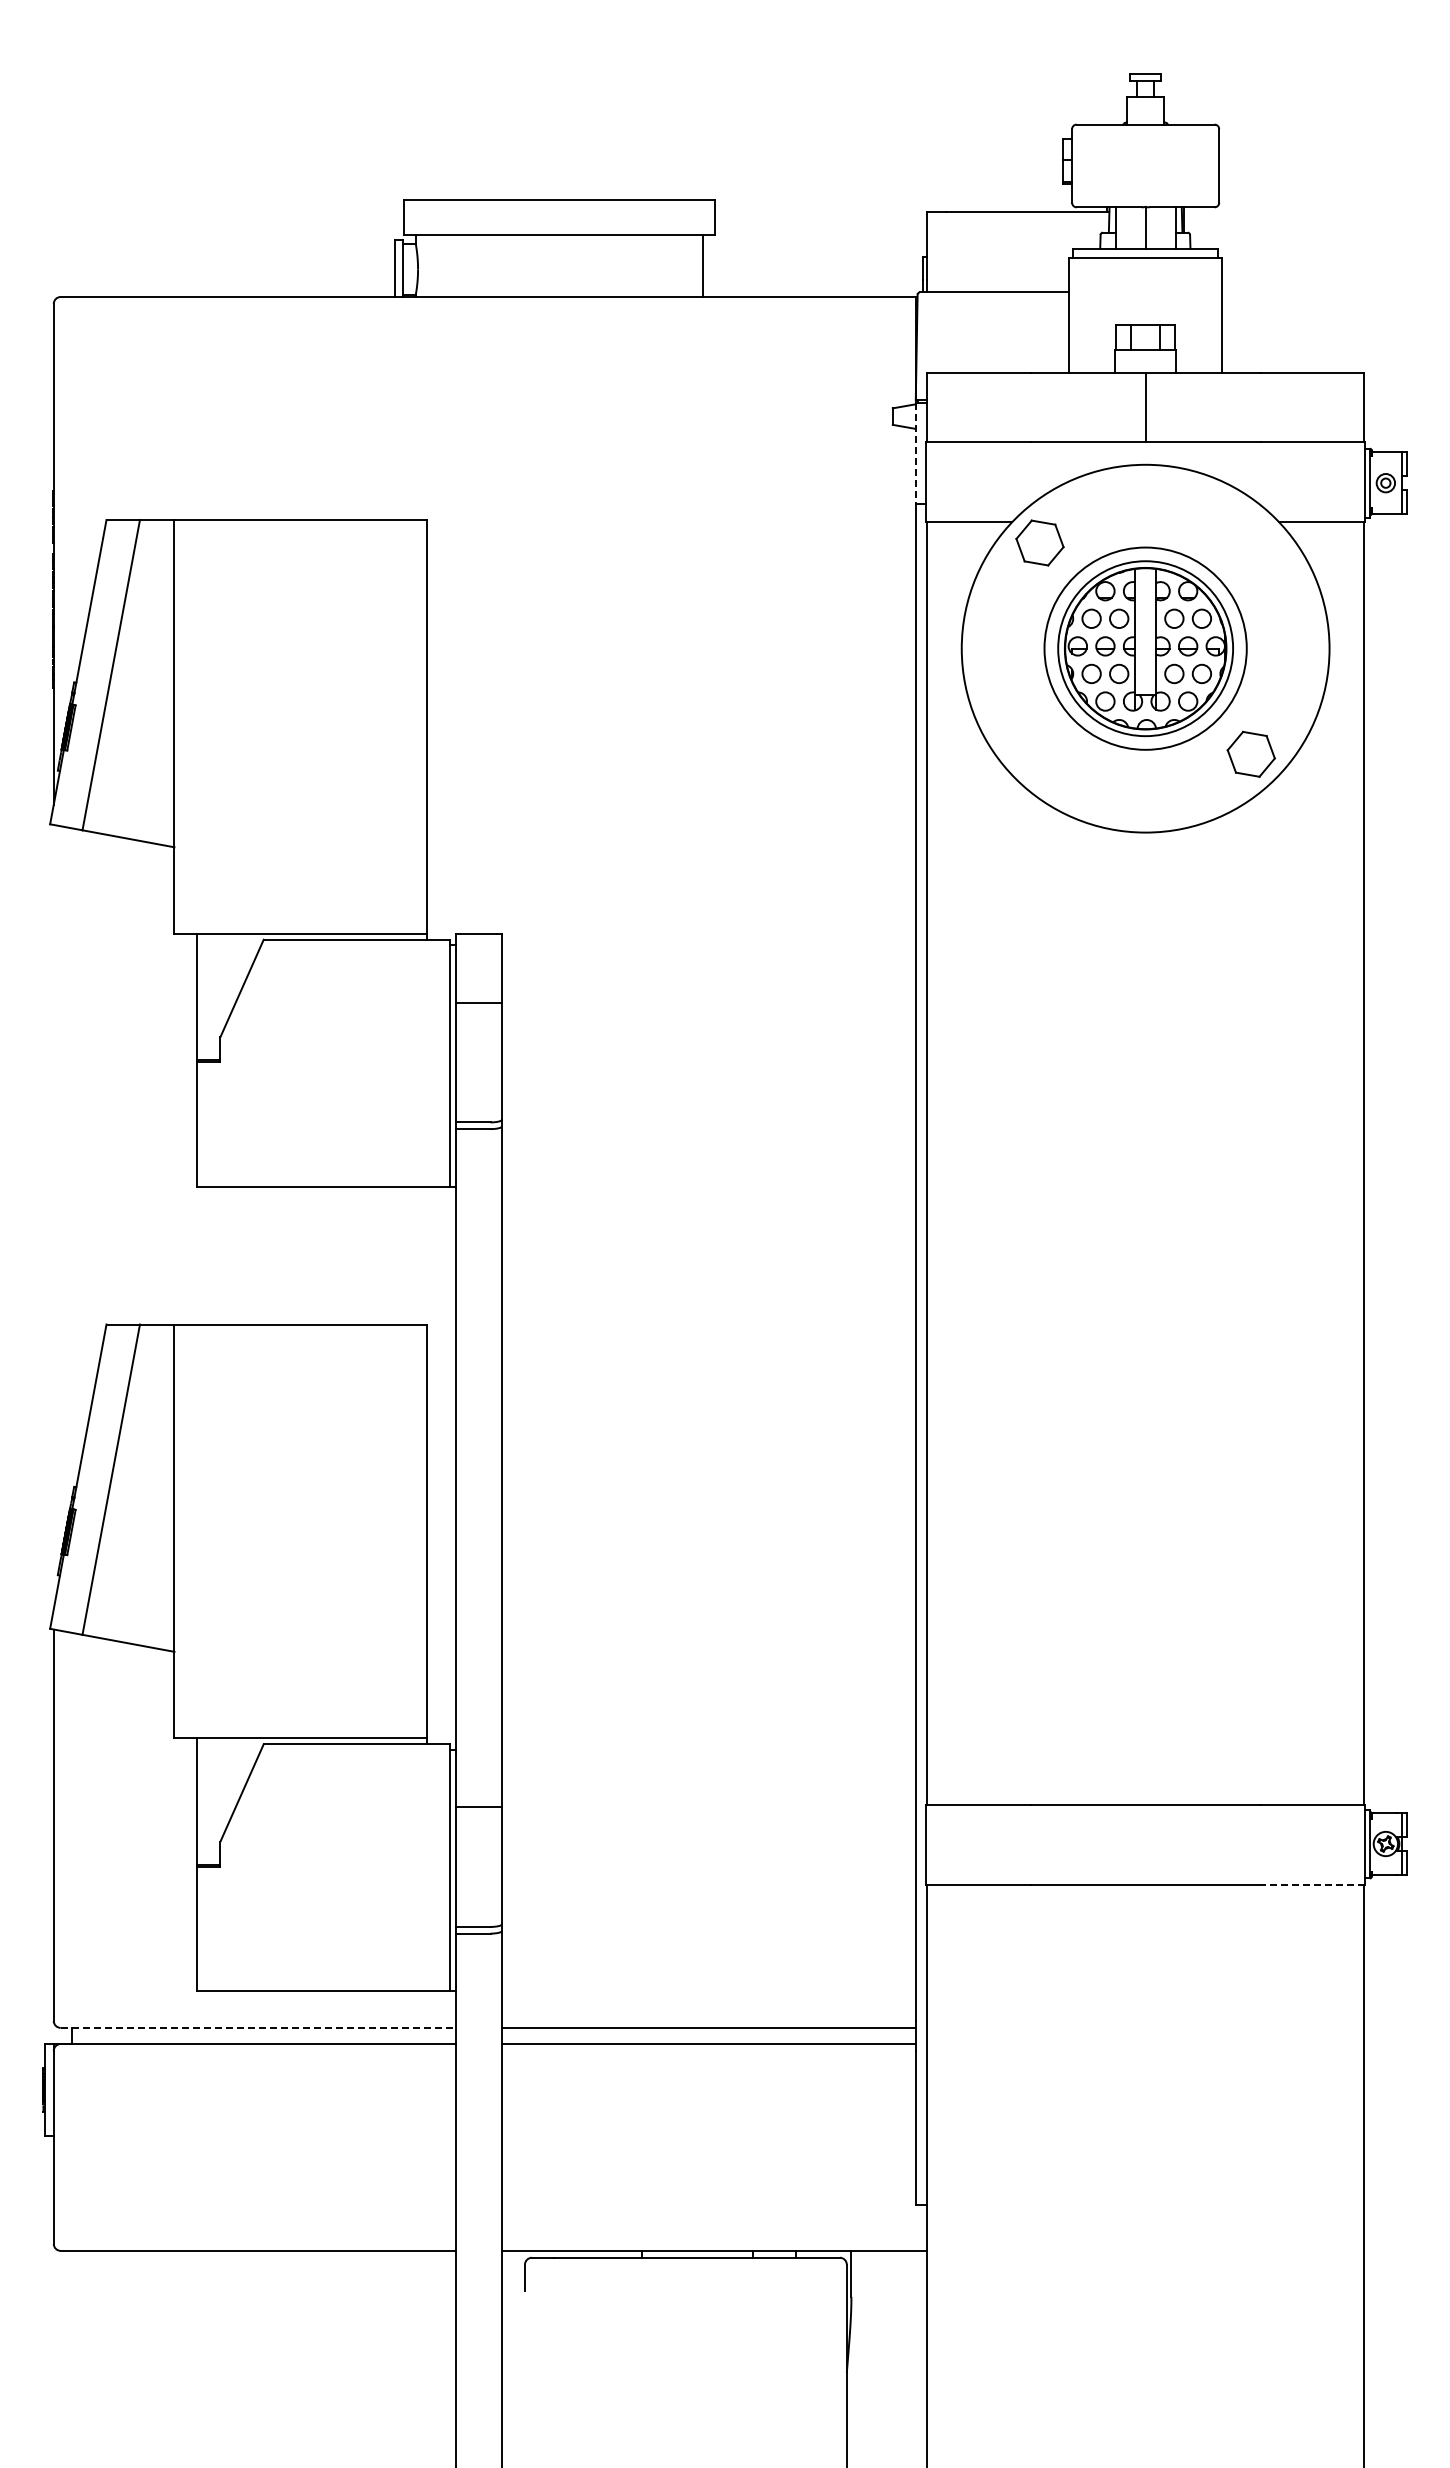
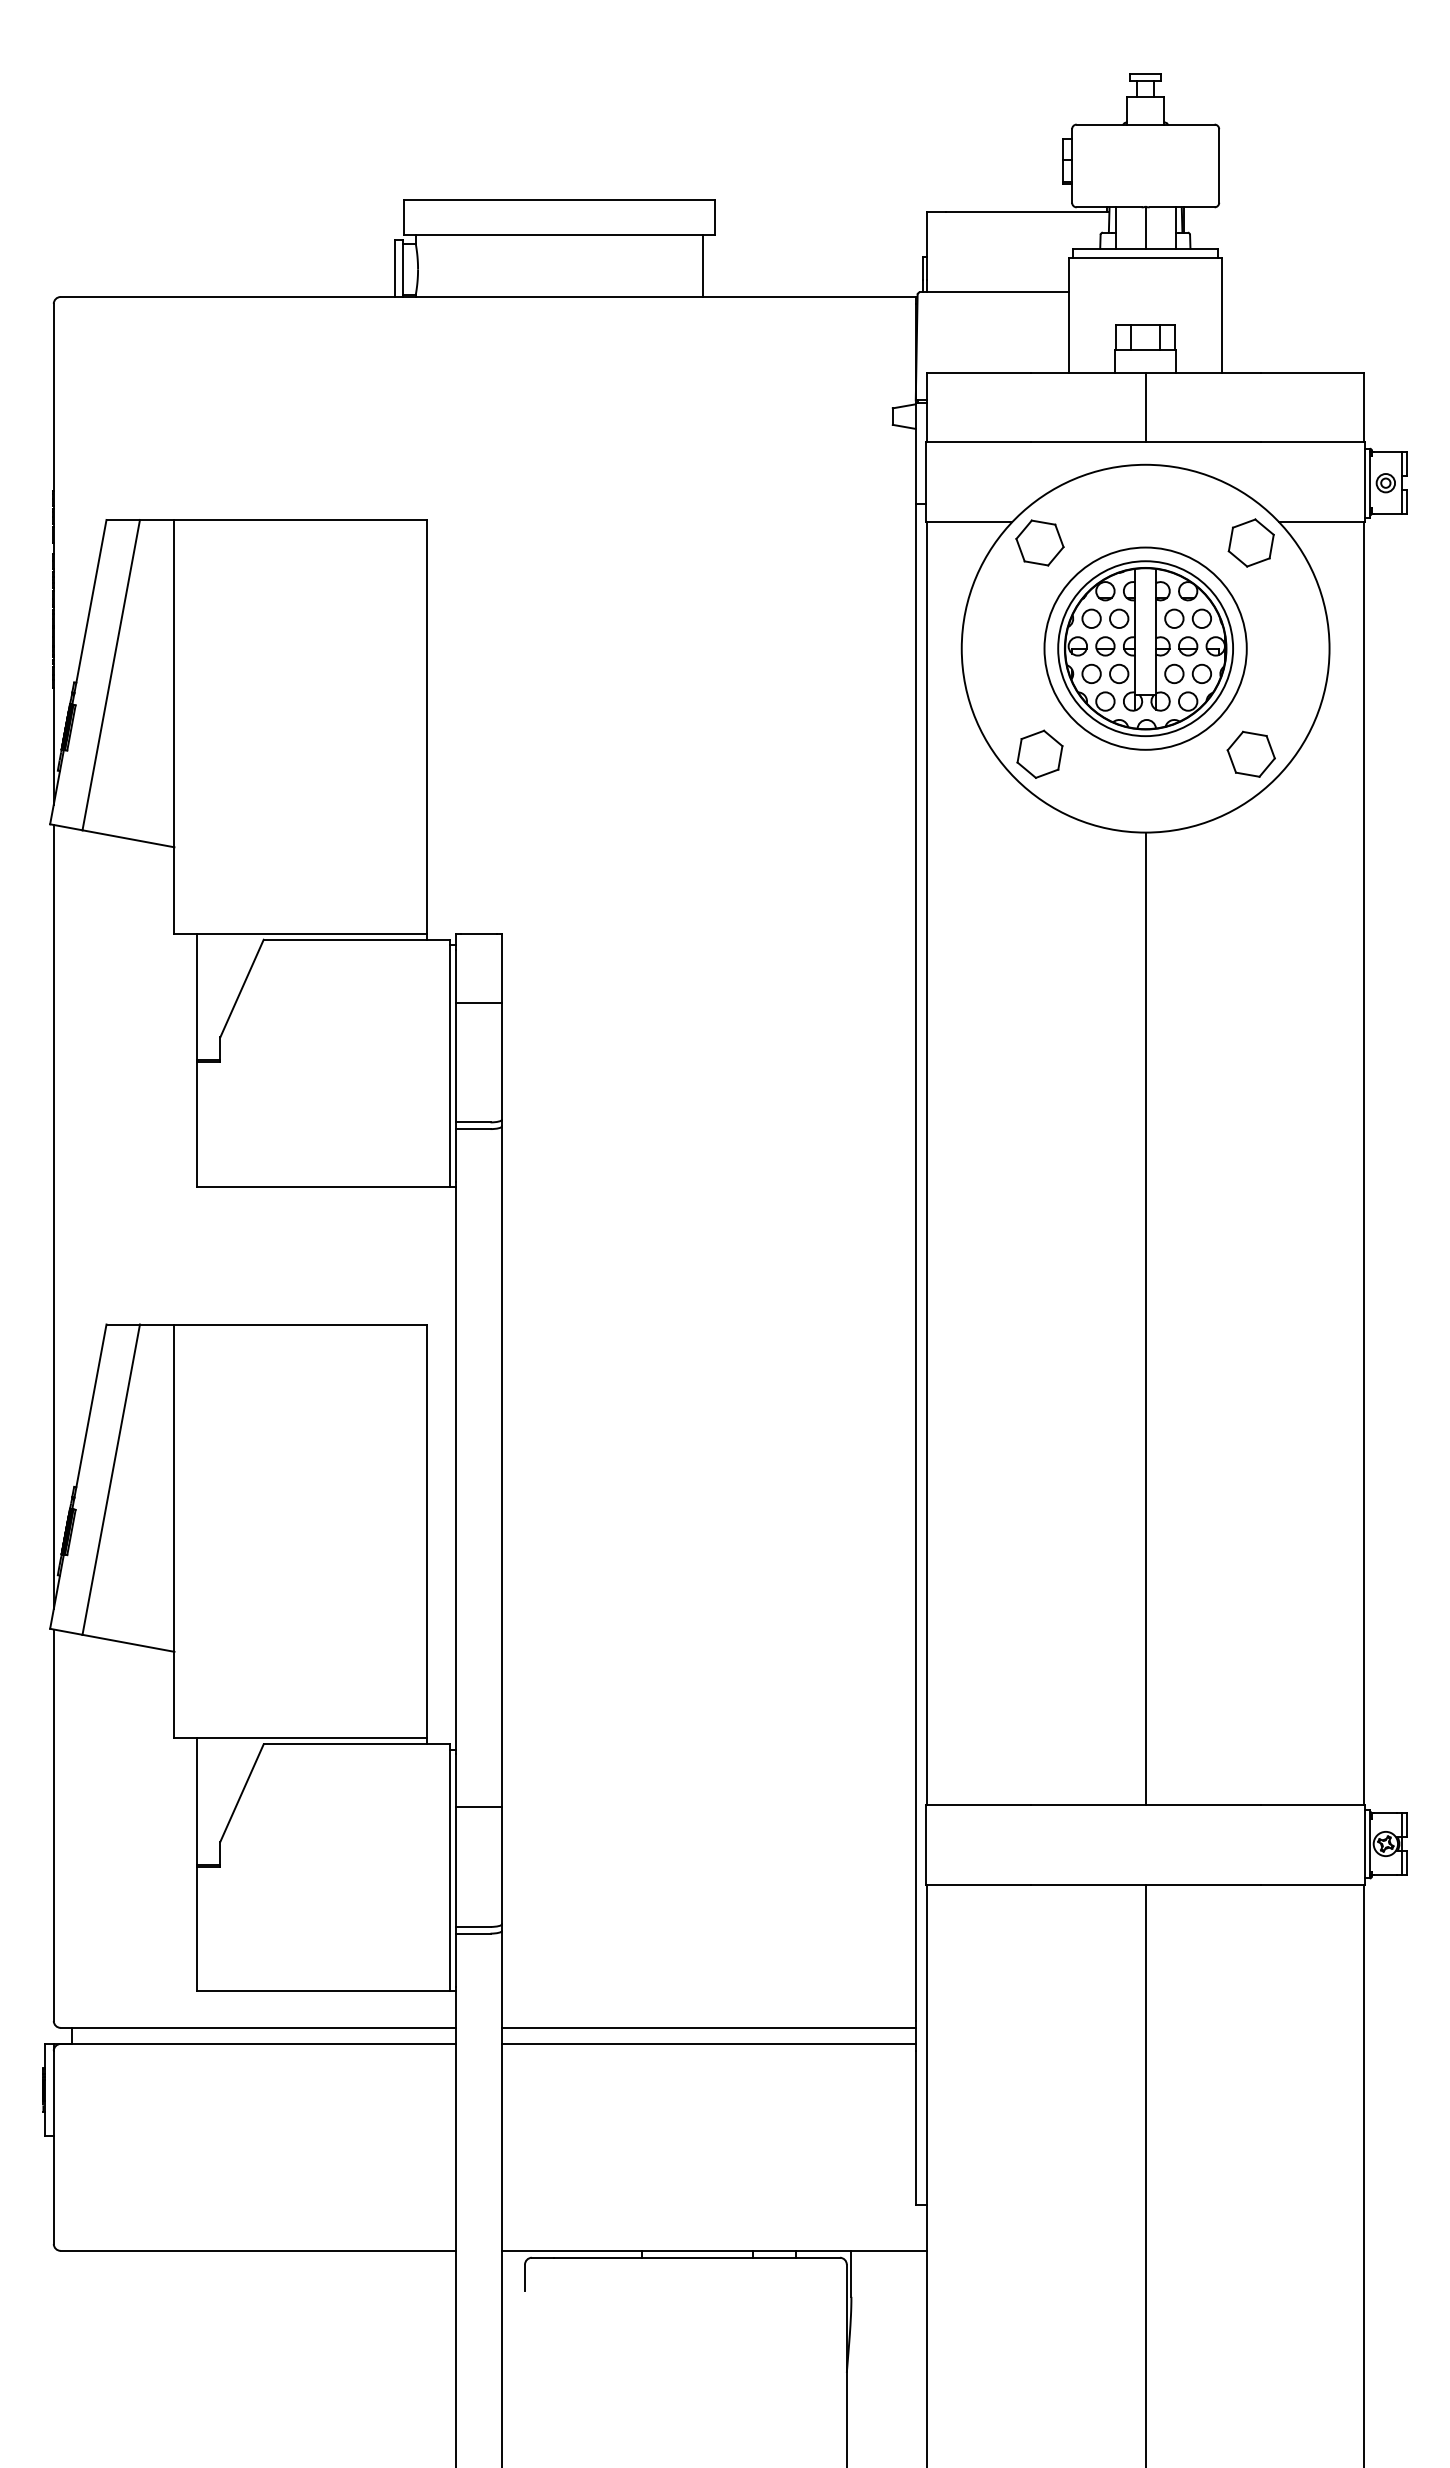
line: dashed -> solid (915, 453)
part: none -> present (1250, 542)
part: none -> present (1039, 753)
line: none -> present (53, 1216)
line: none -> present (1145, 1318)
line: dashed -> solid (1312, 1885)
line: dashed -> solid (258, 2027)
line: none -> present (1145, 2174)
